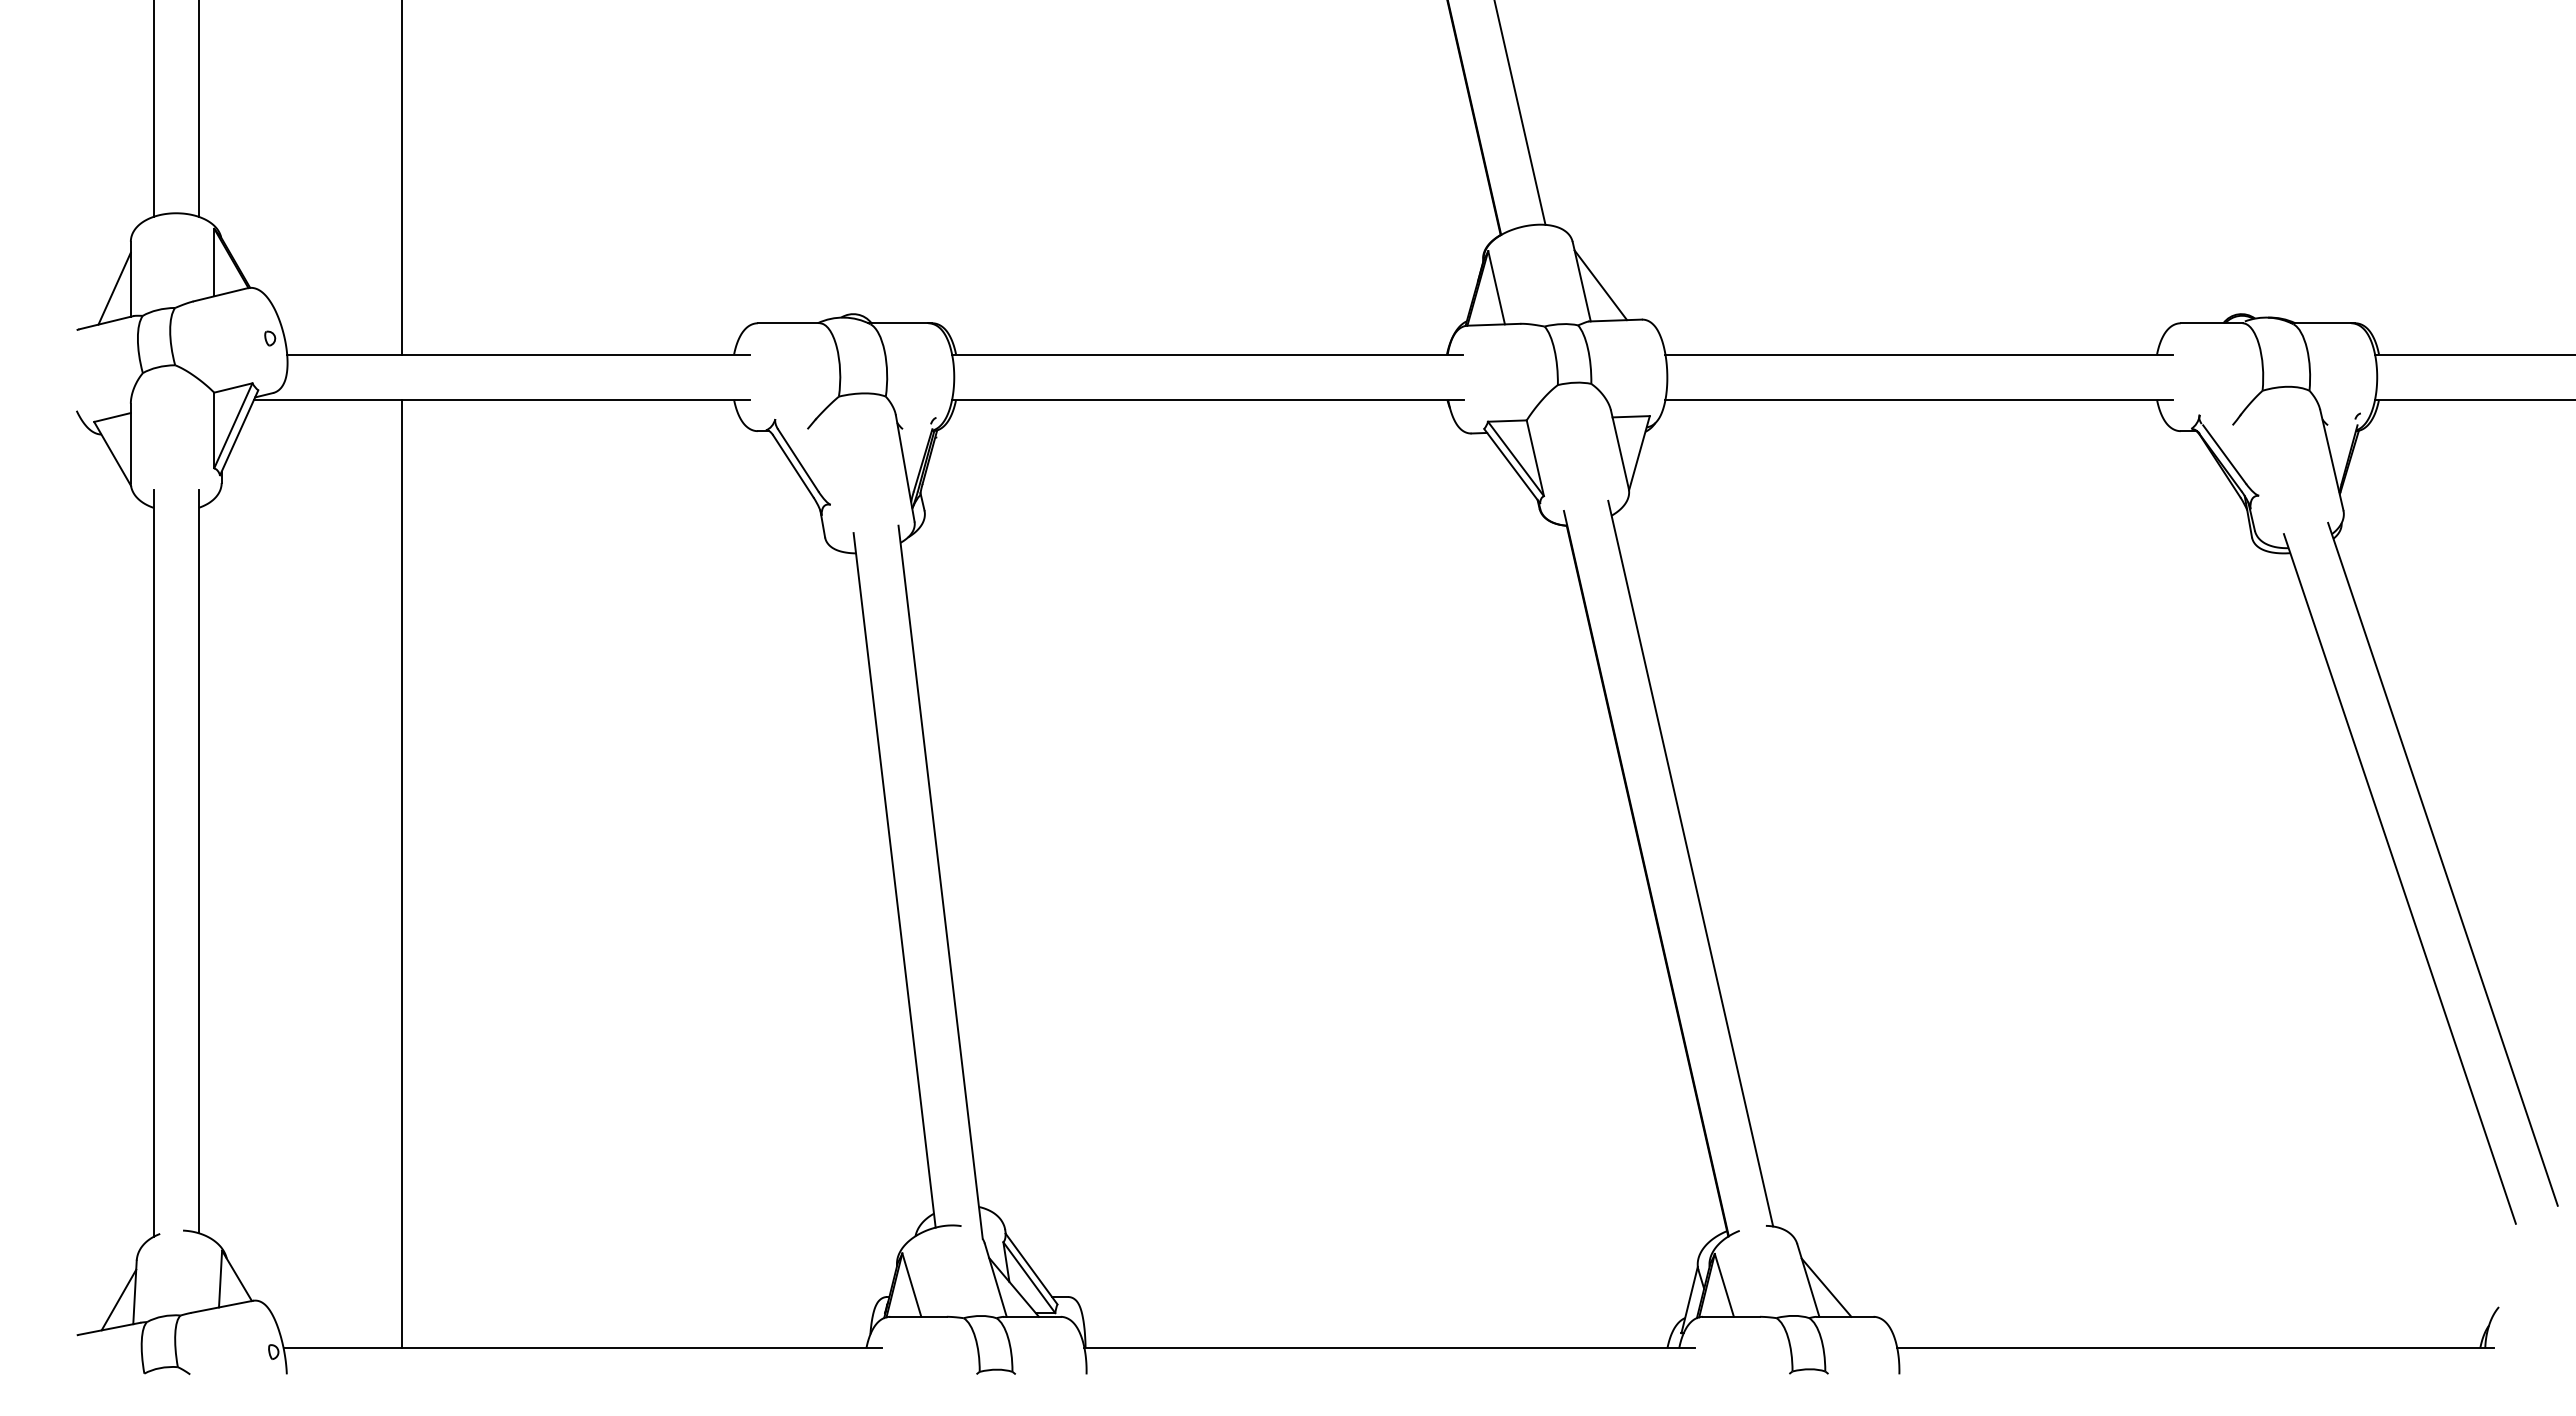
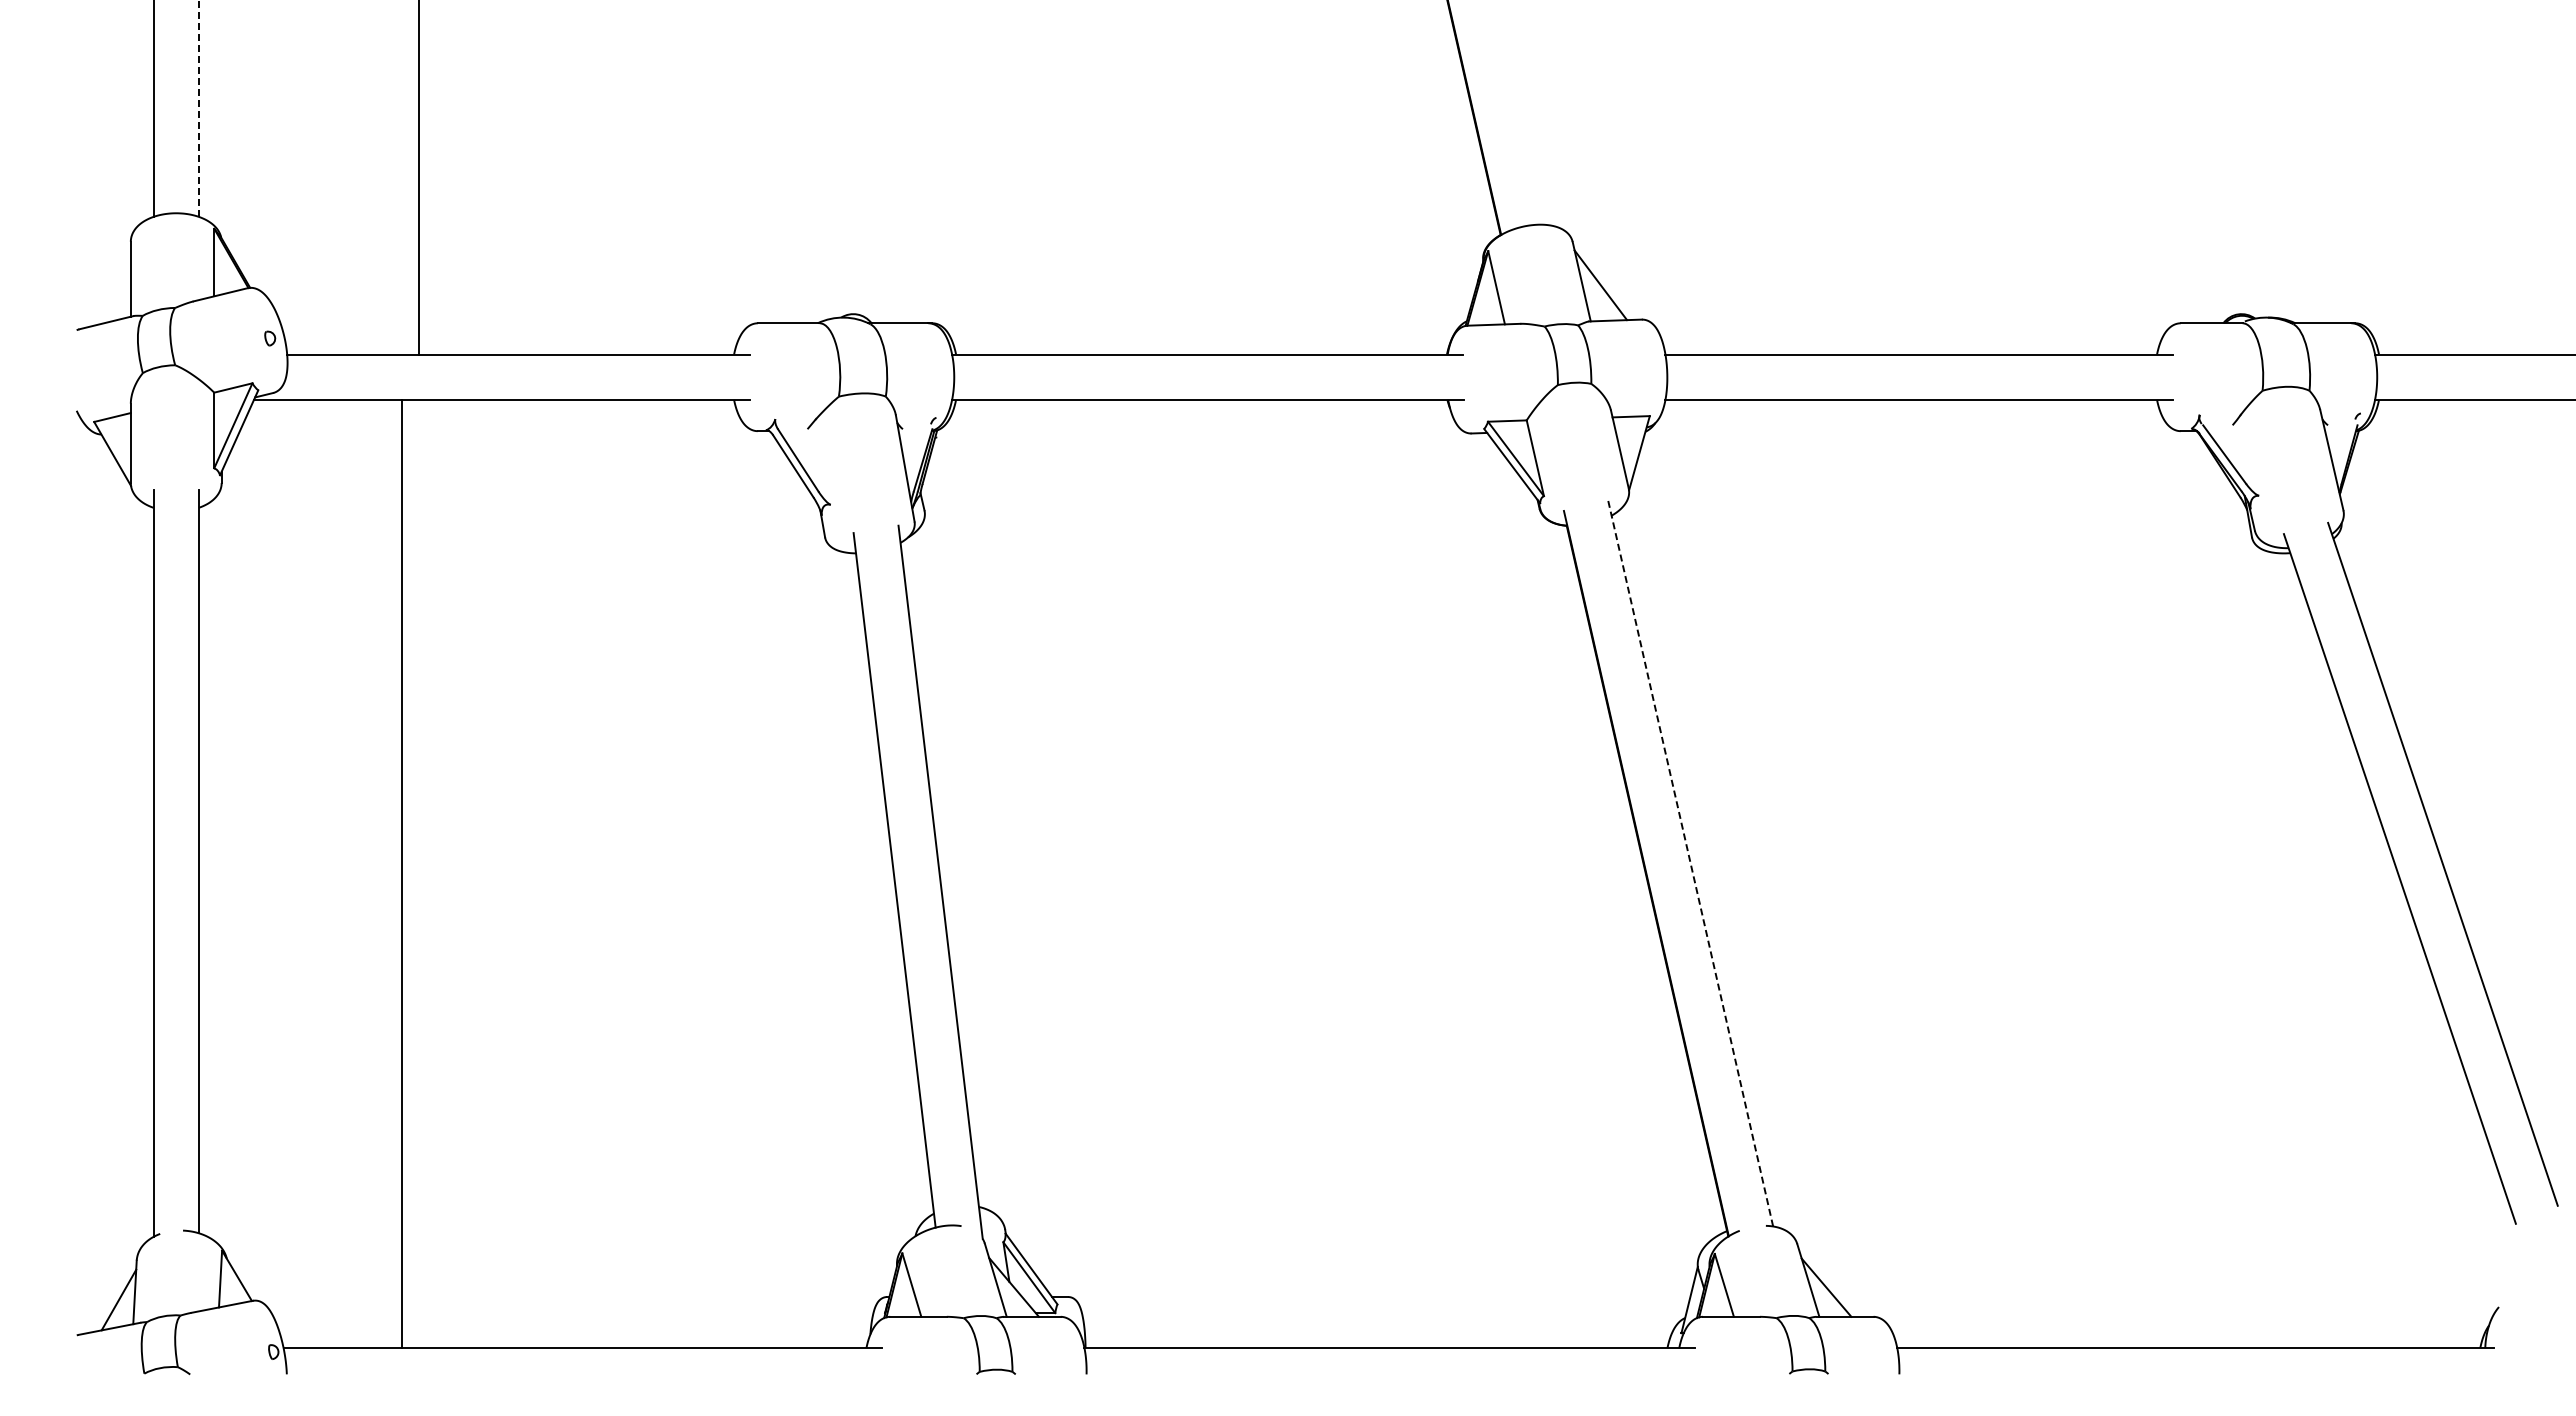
line: solid -> dashed (198, 108)
line: present -> none (1519, 113)
line position: (401, 178) -> (418, 178) (418, 178)
line: present -> none (114, 288)
line: solid -> dashed (1690, 863)
